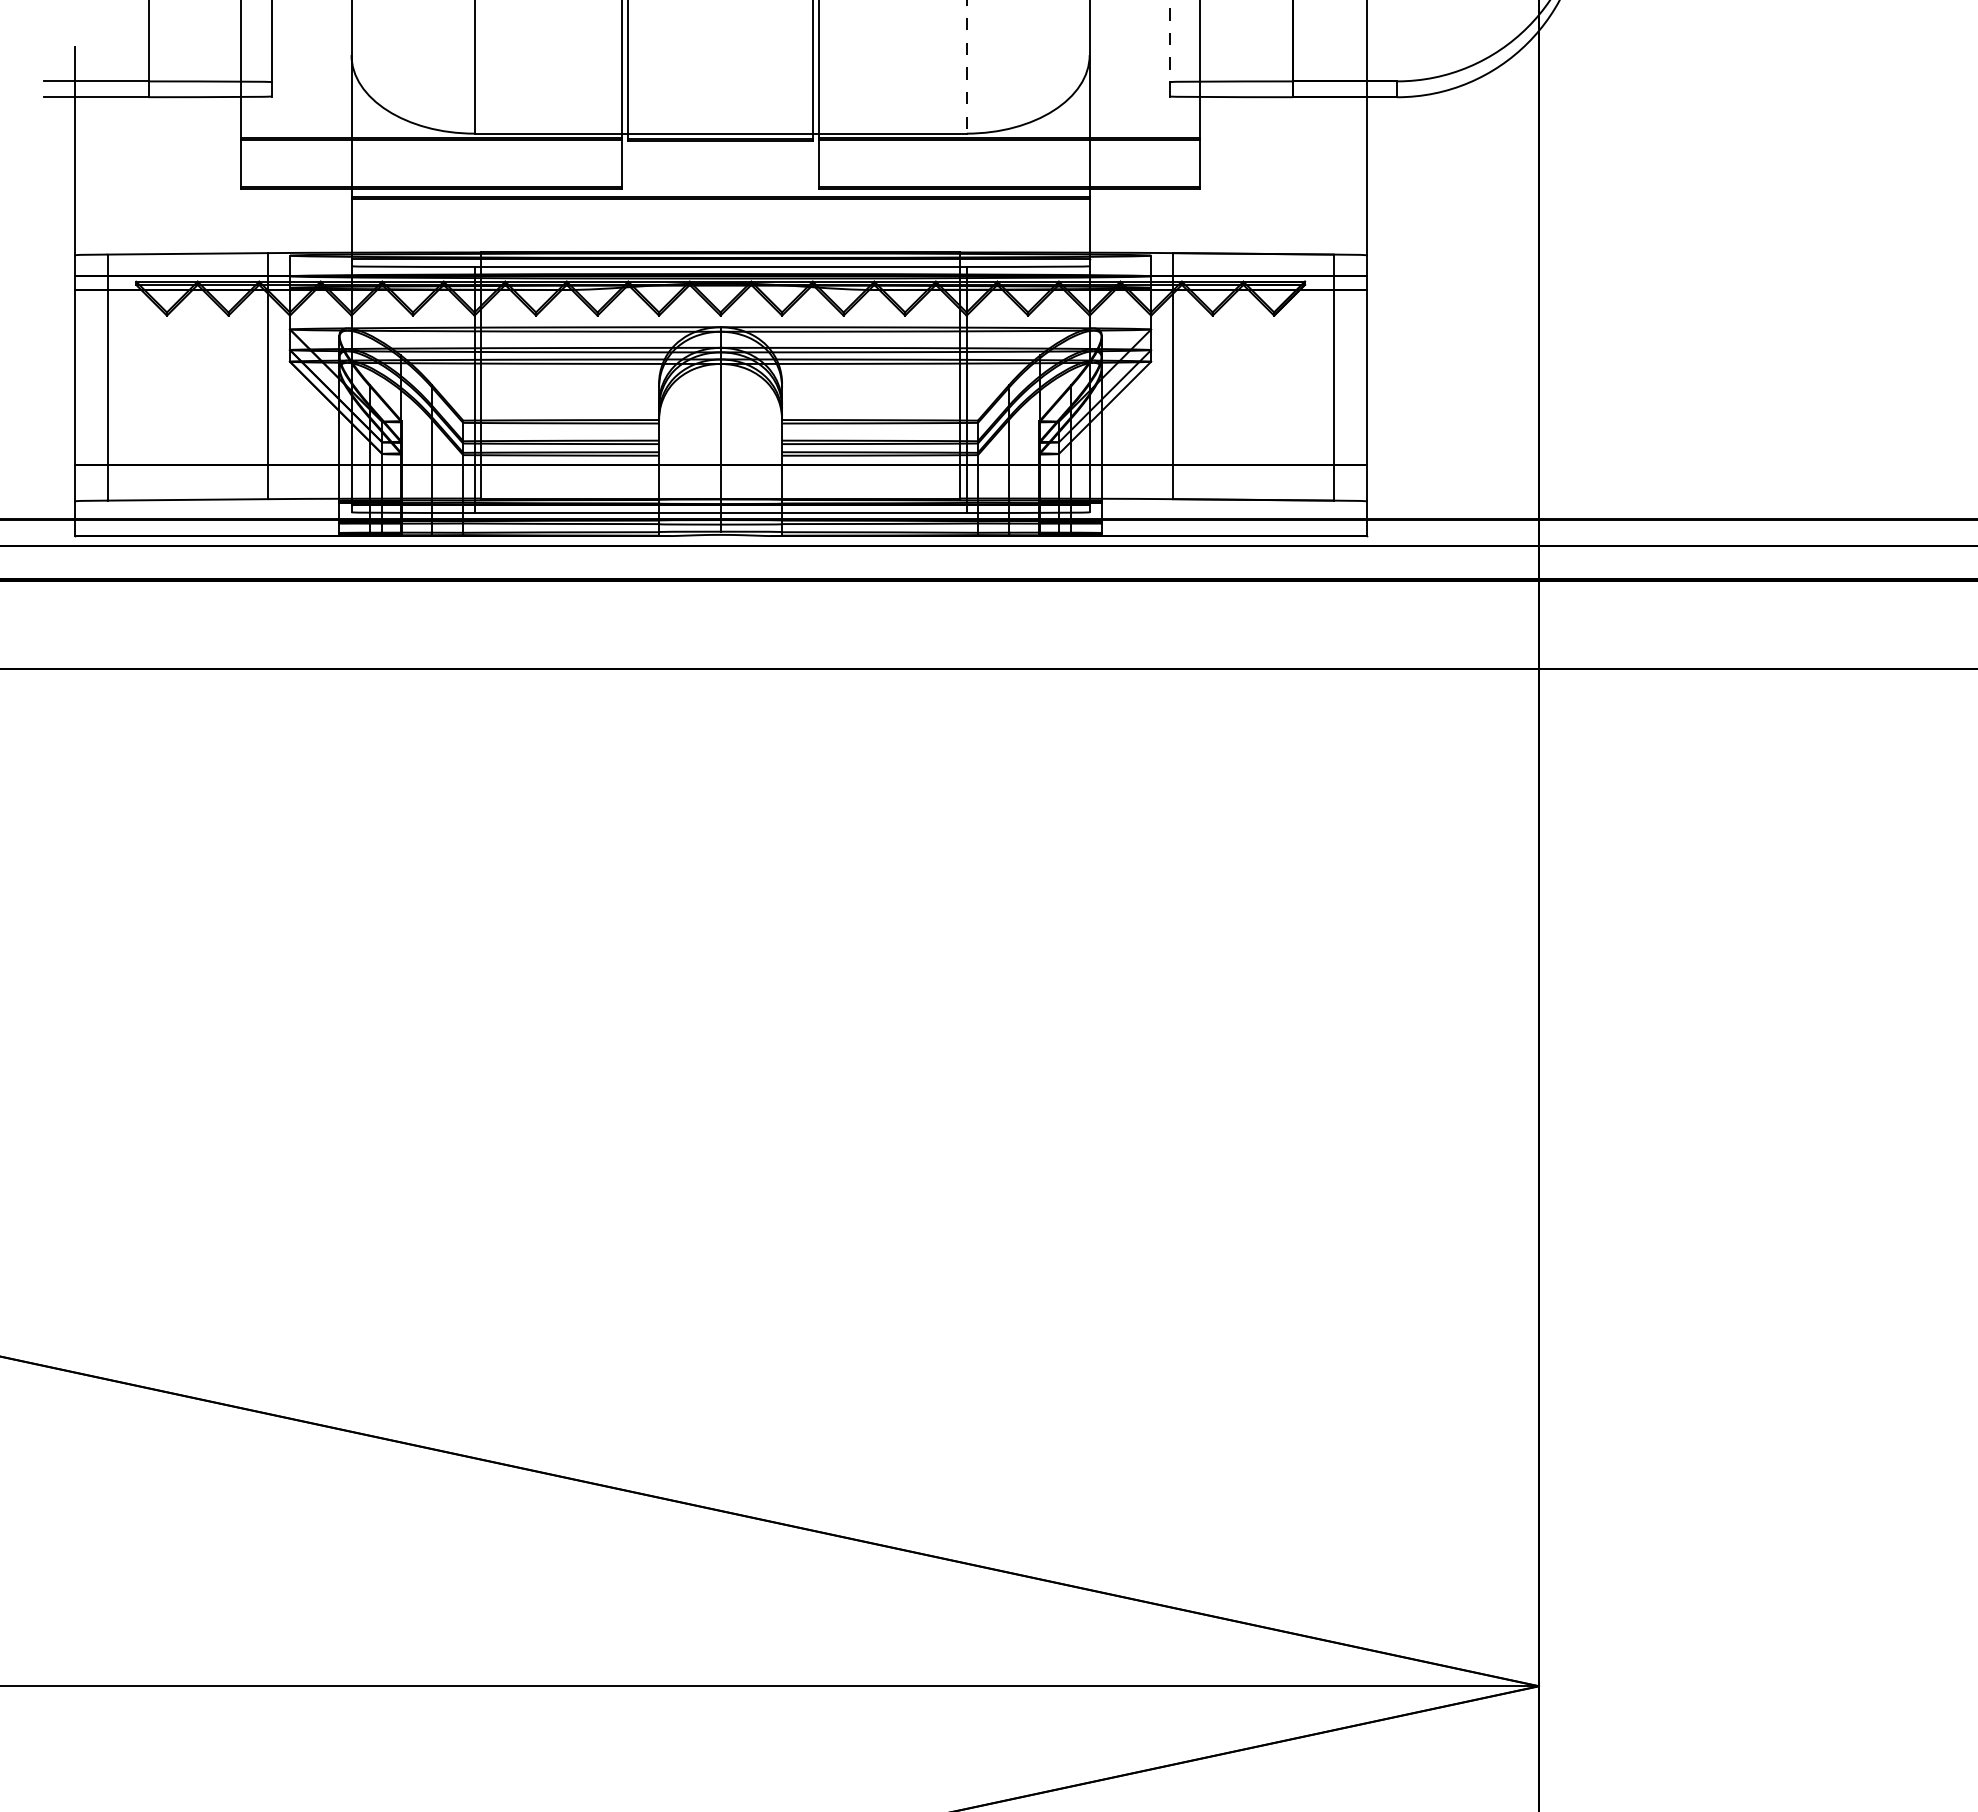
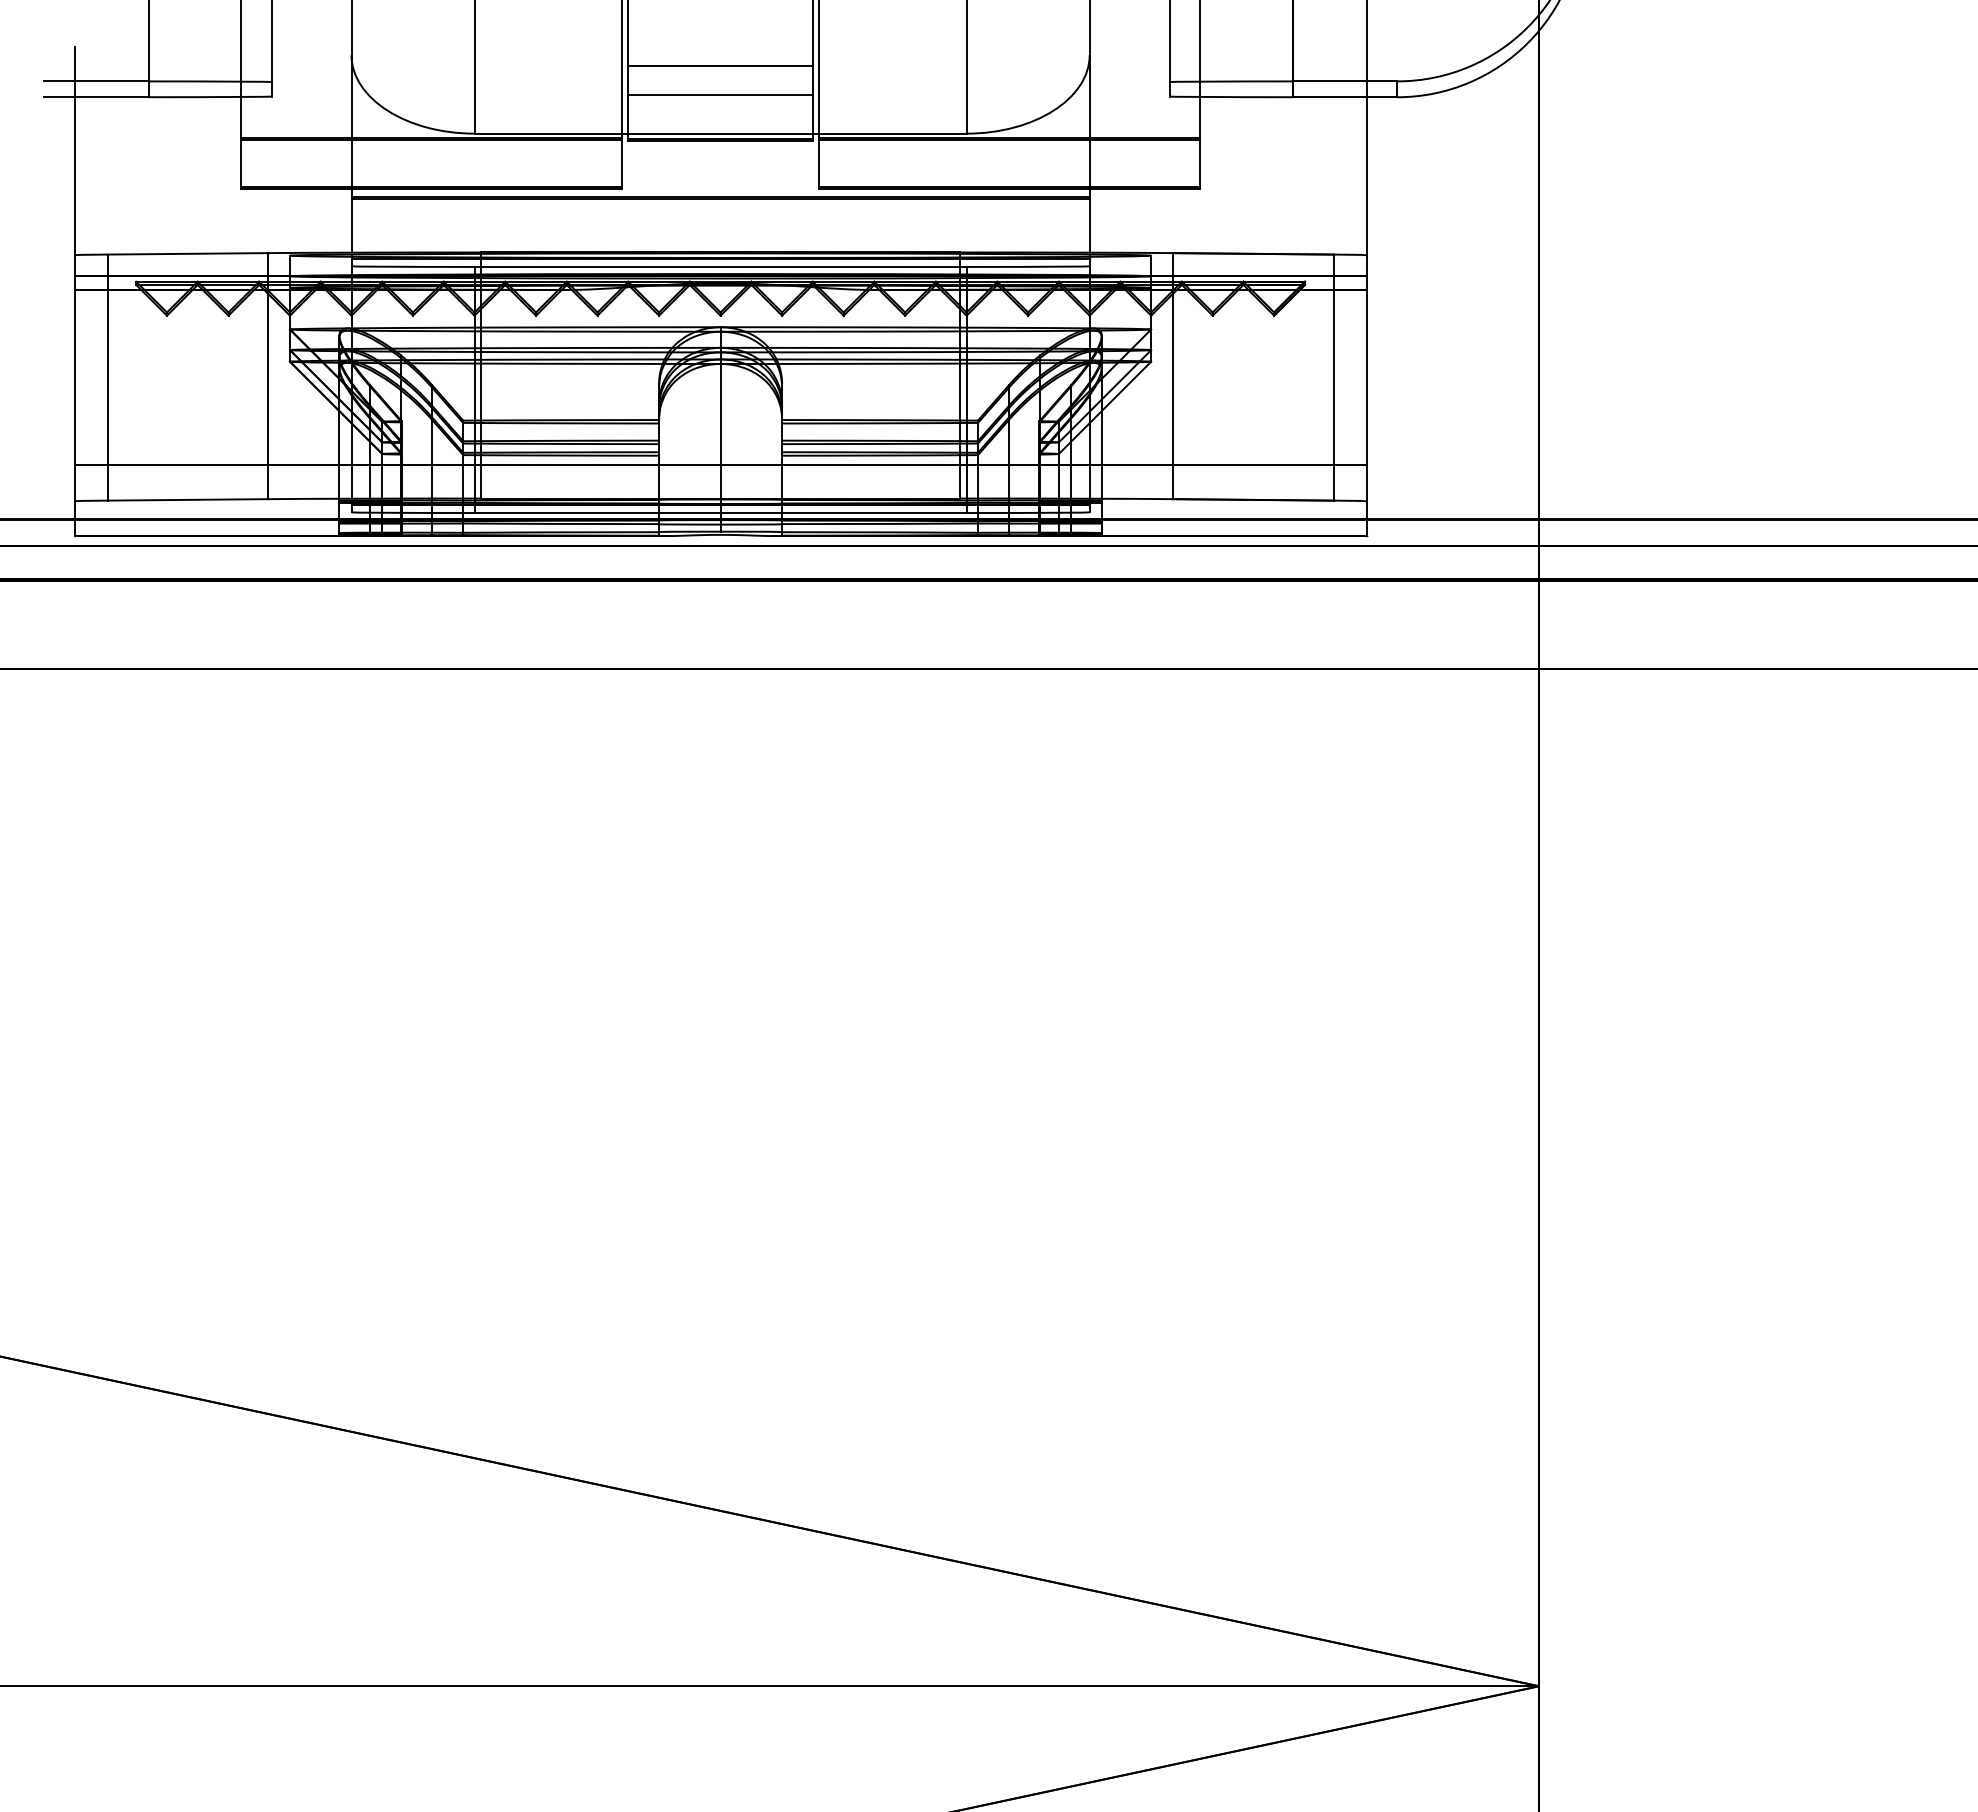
line: dashed -> solid (1169, 41)
line: none -> present (720, 66)
line: dashed -> solid (966, 66)
line: none -> present (720, 95)
